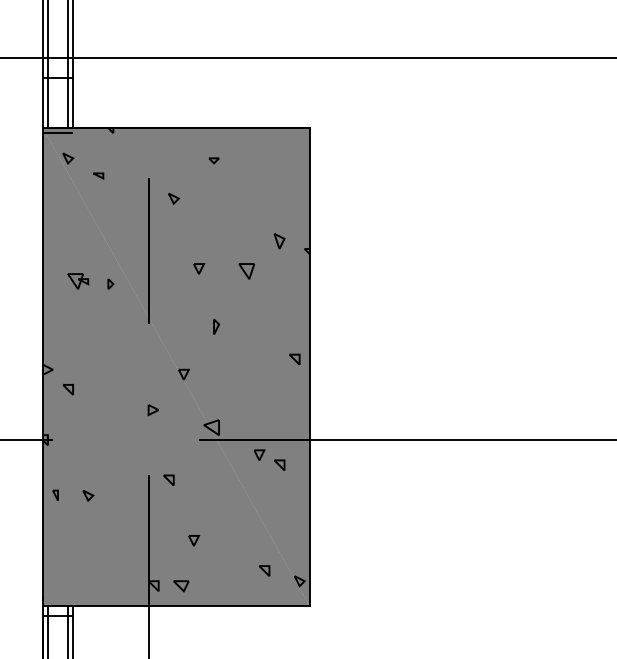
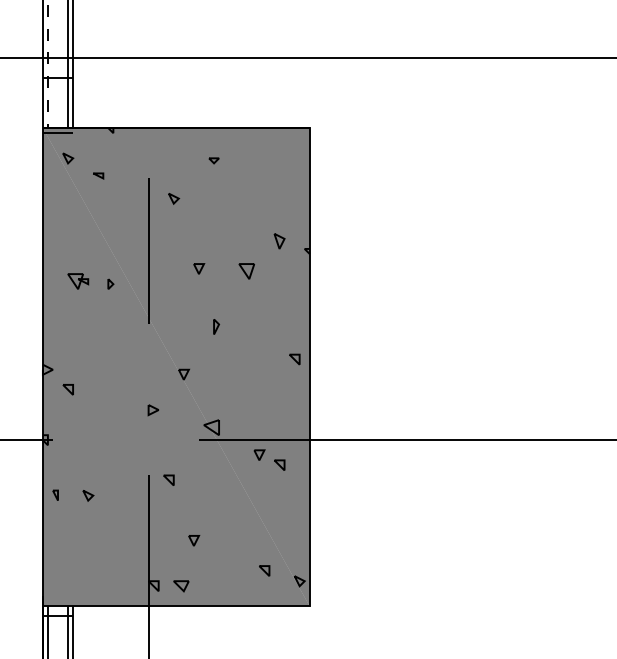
line: solid -> dashed (47, 64)
